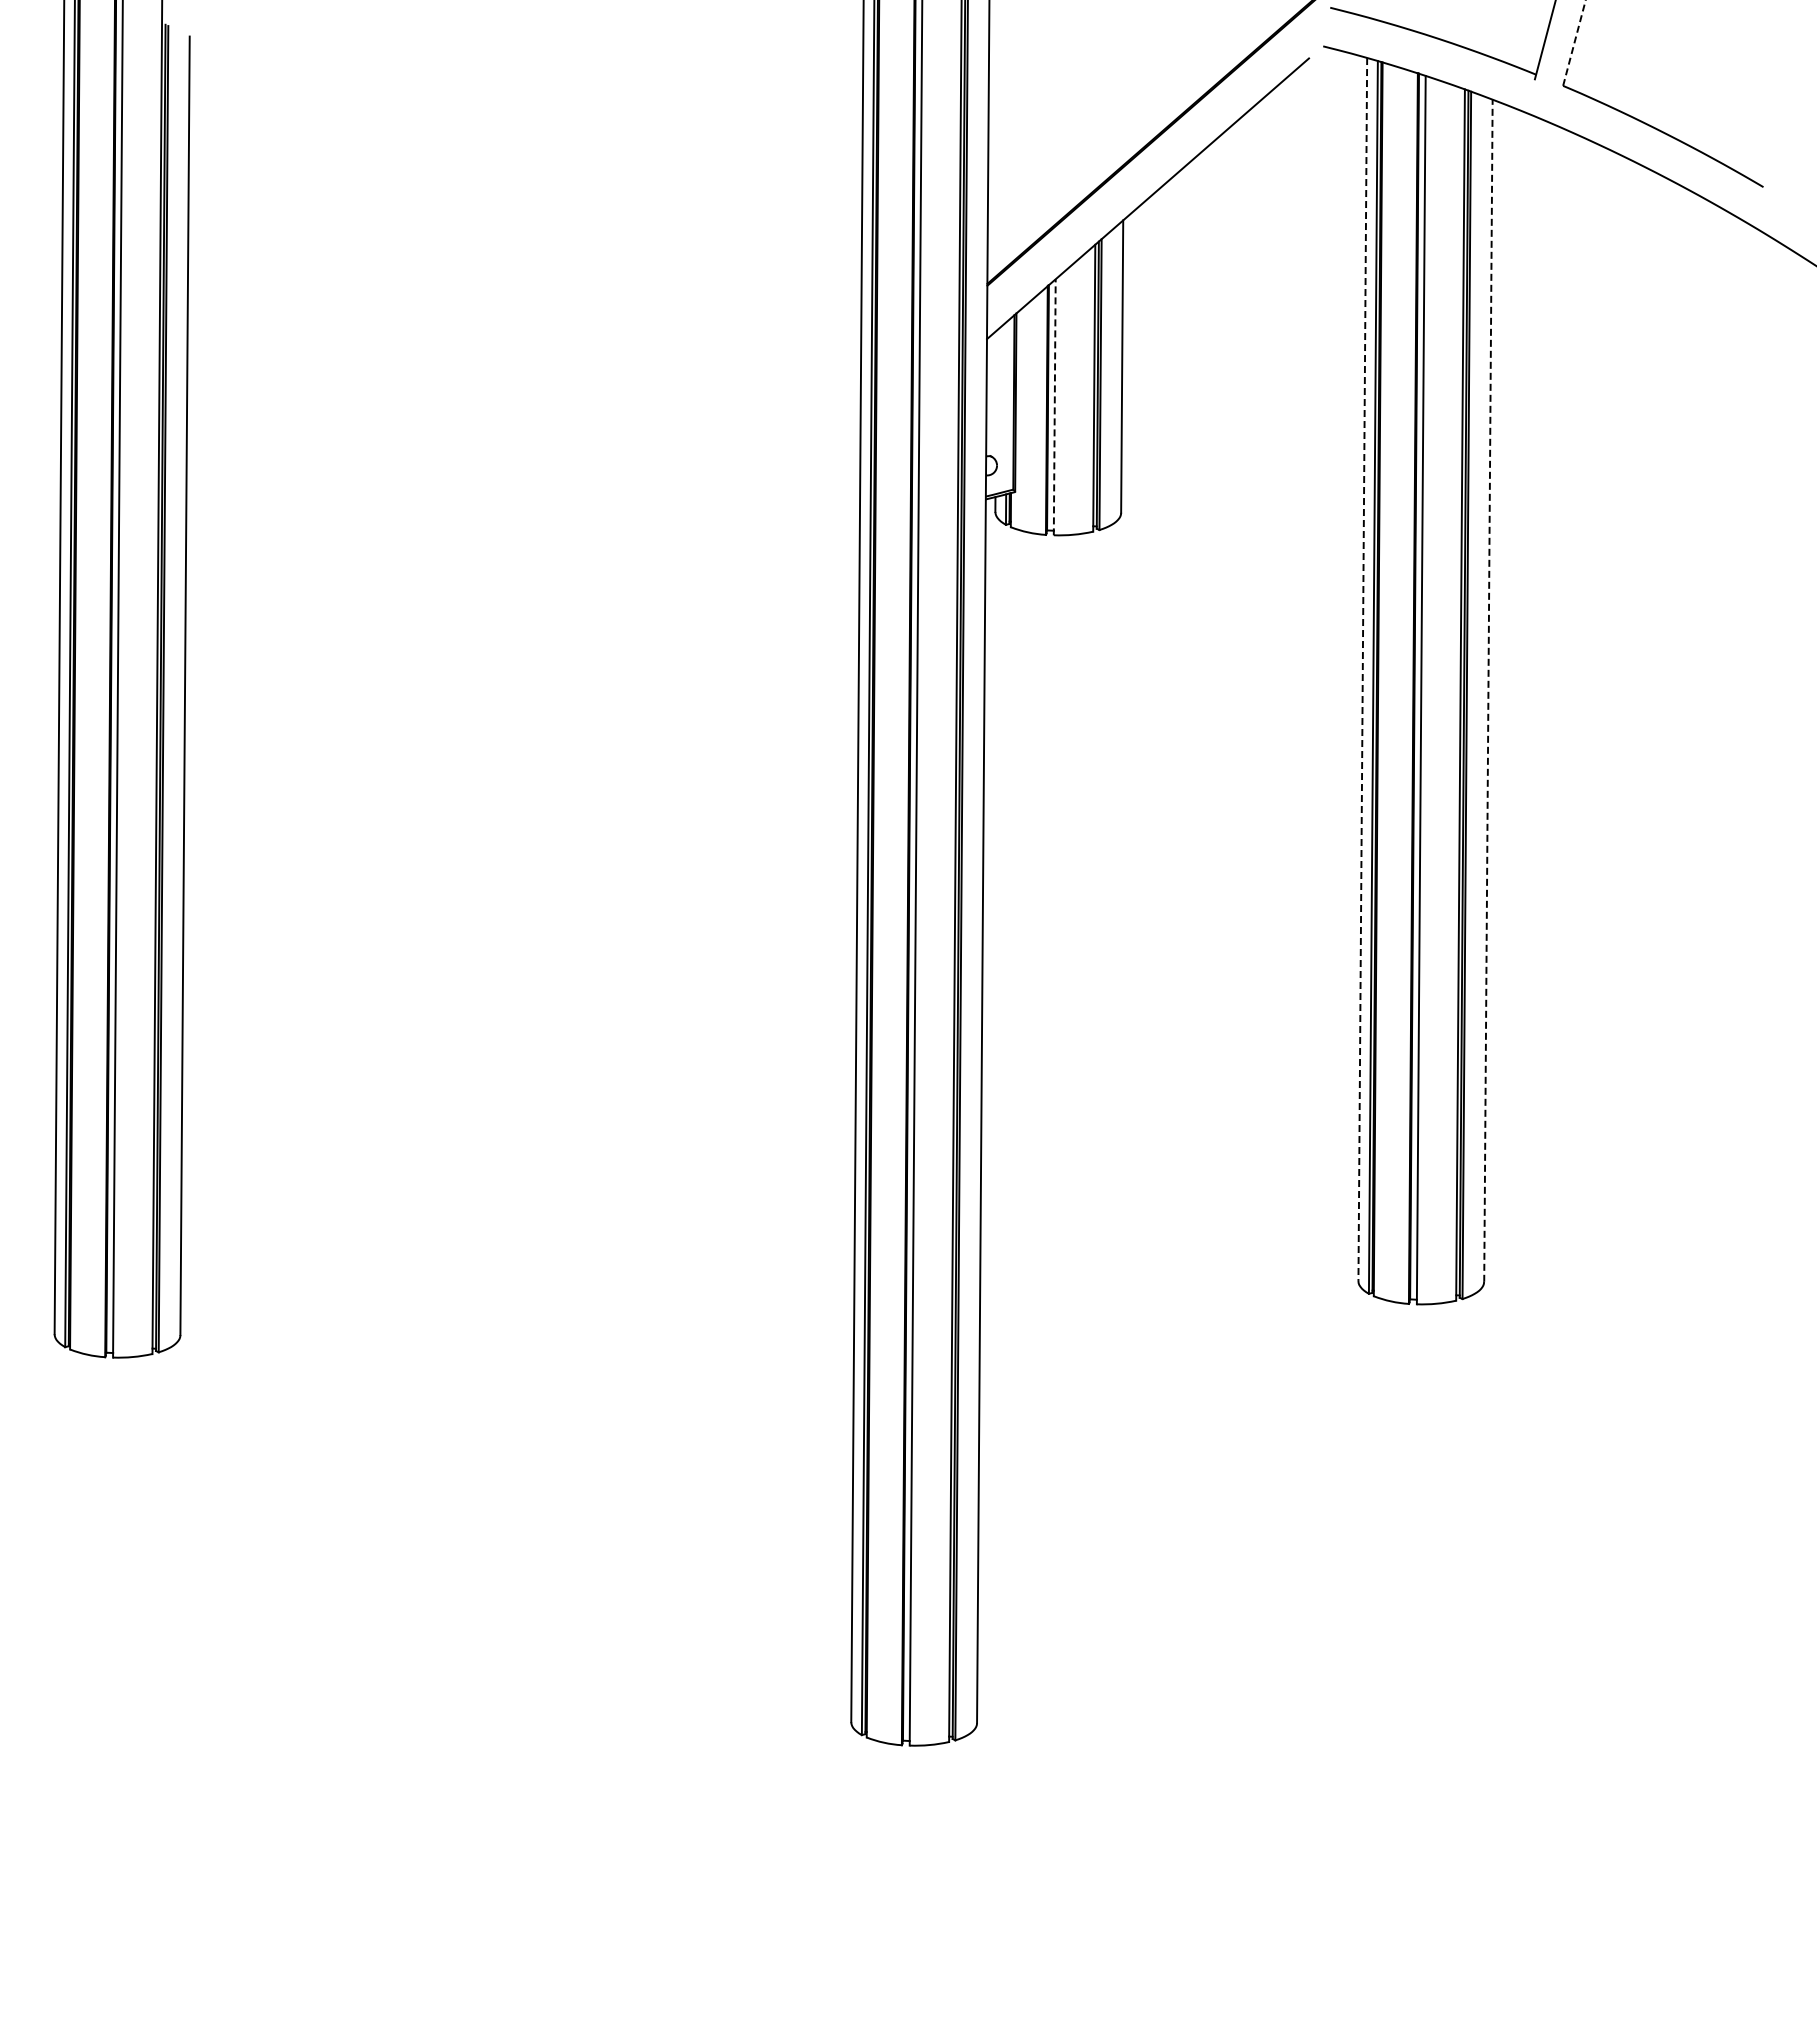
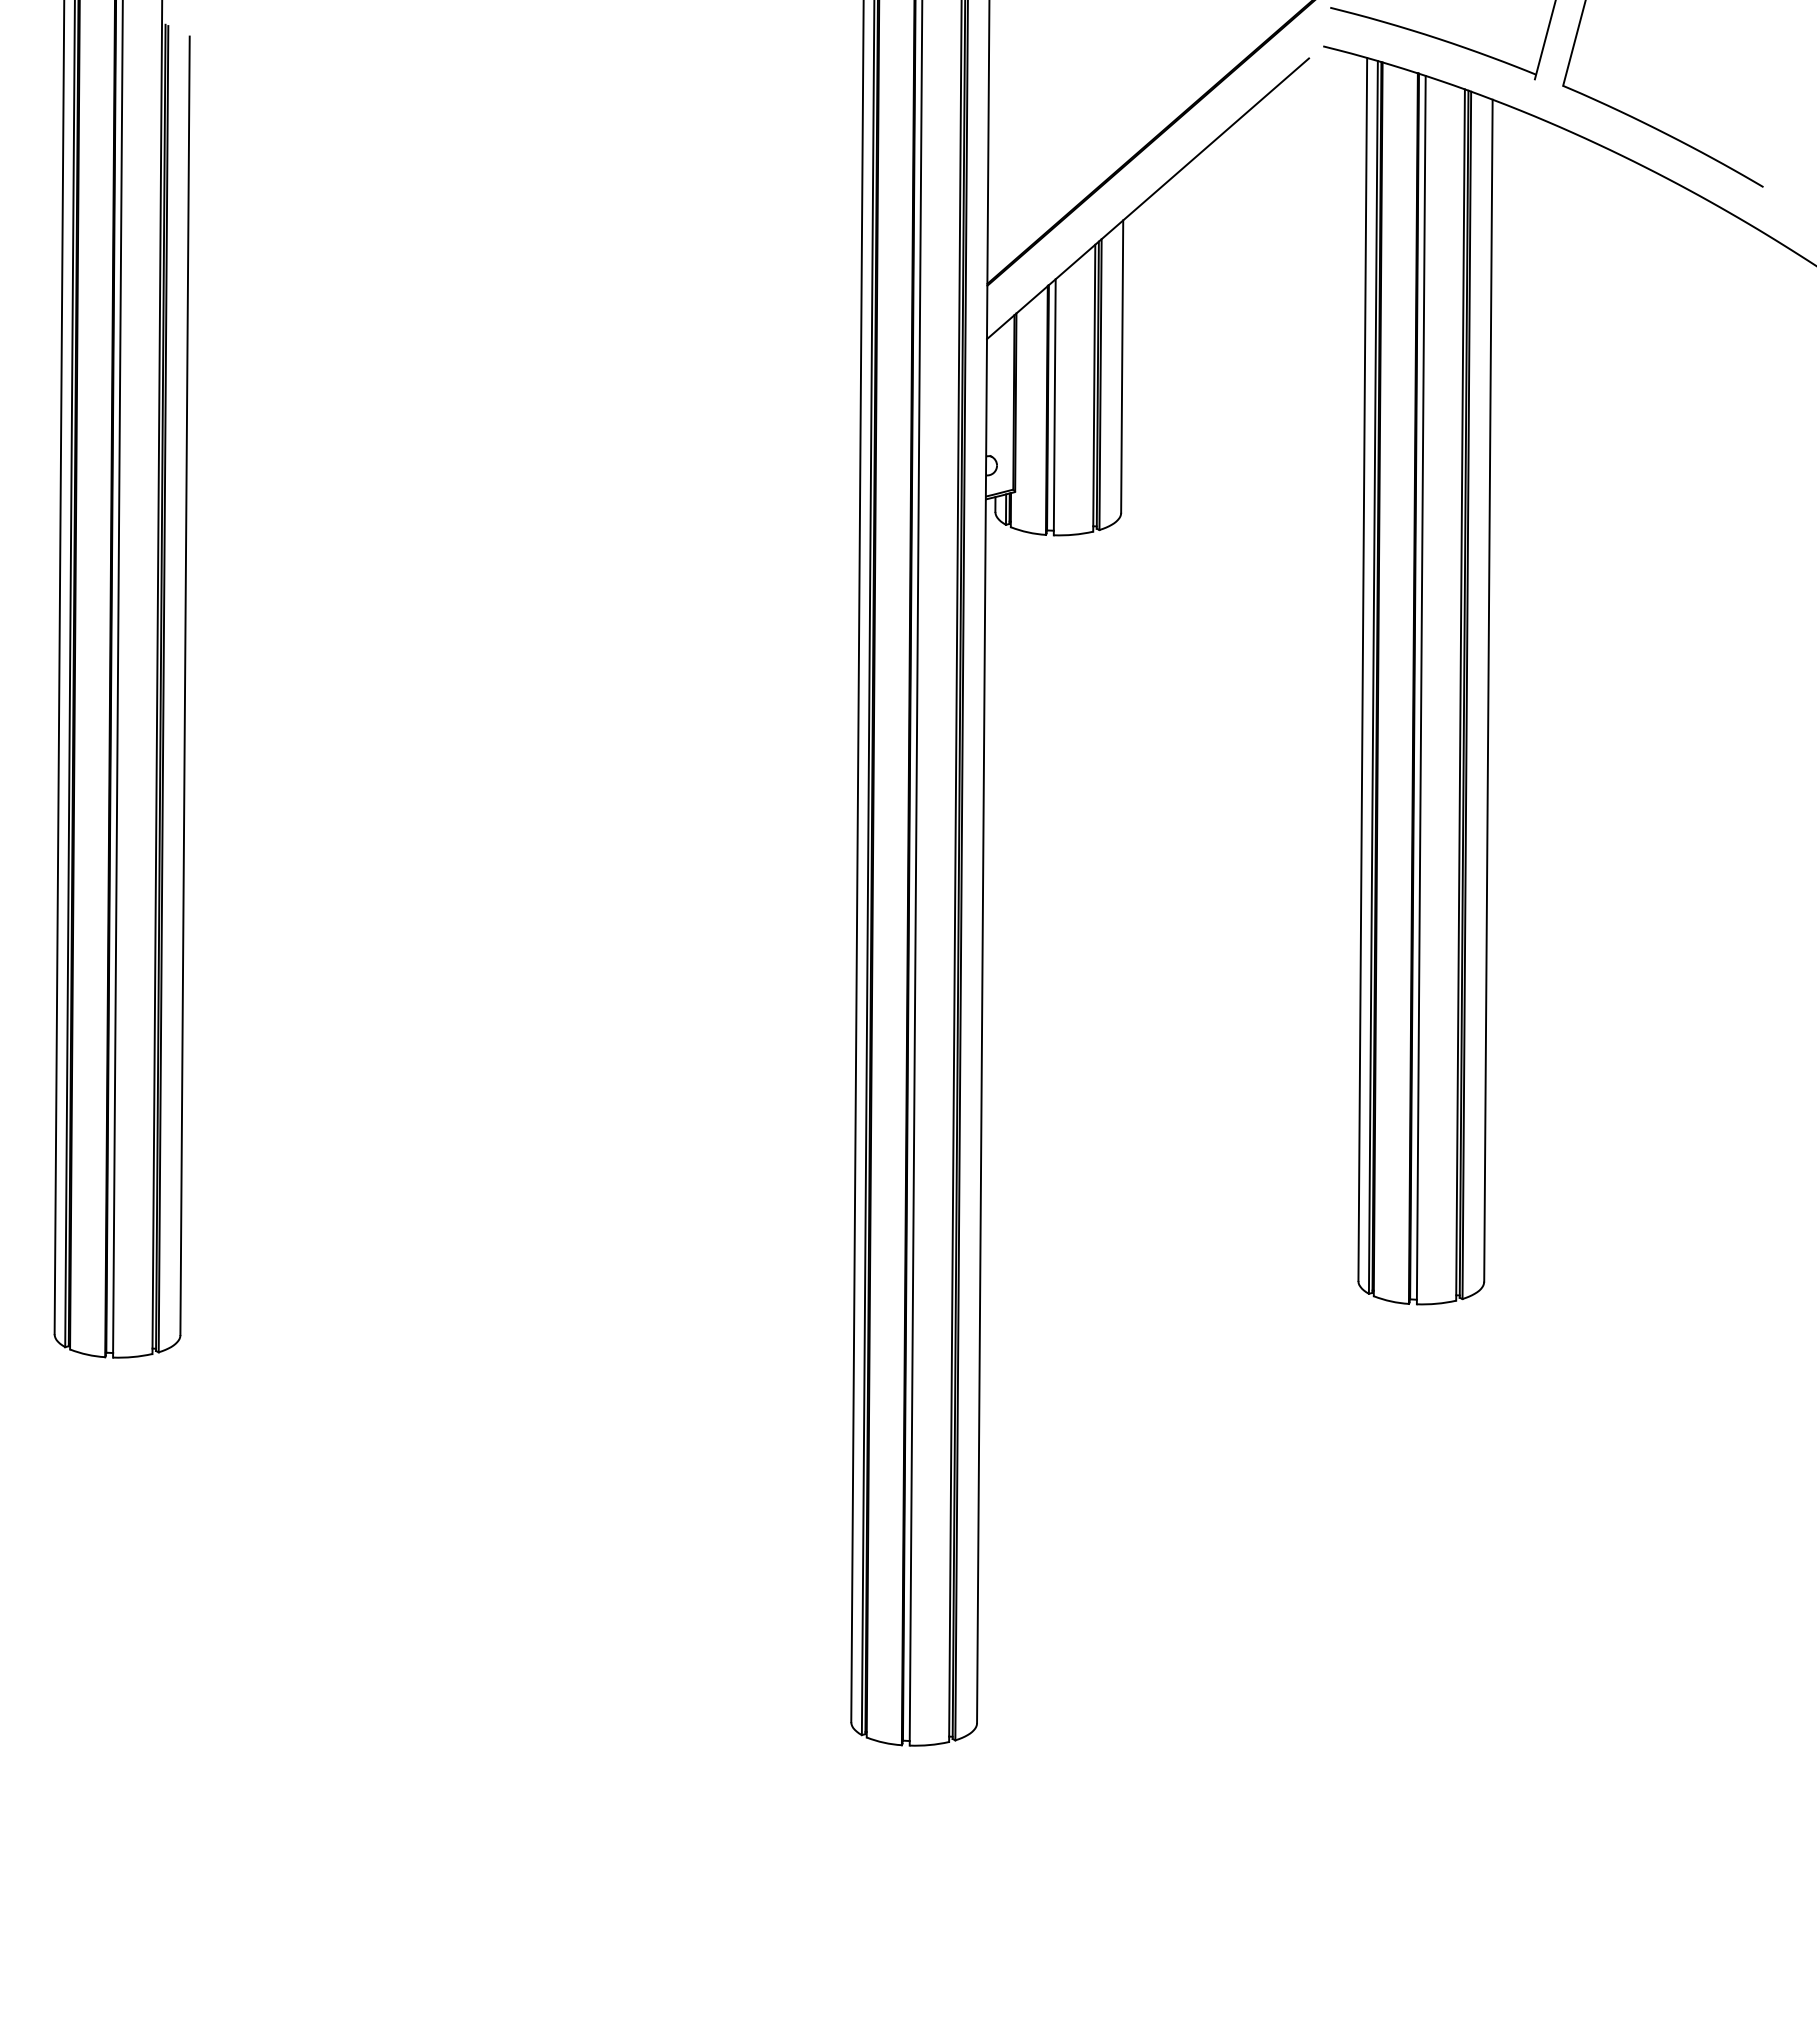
line: dashed -> solid (1574, 43)
line: dashed -> solid (1054, 406)
line: dashed -> solid (1362, 669)
line: dashed -> solid (1488, 690)
